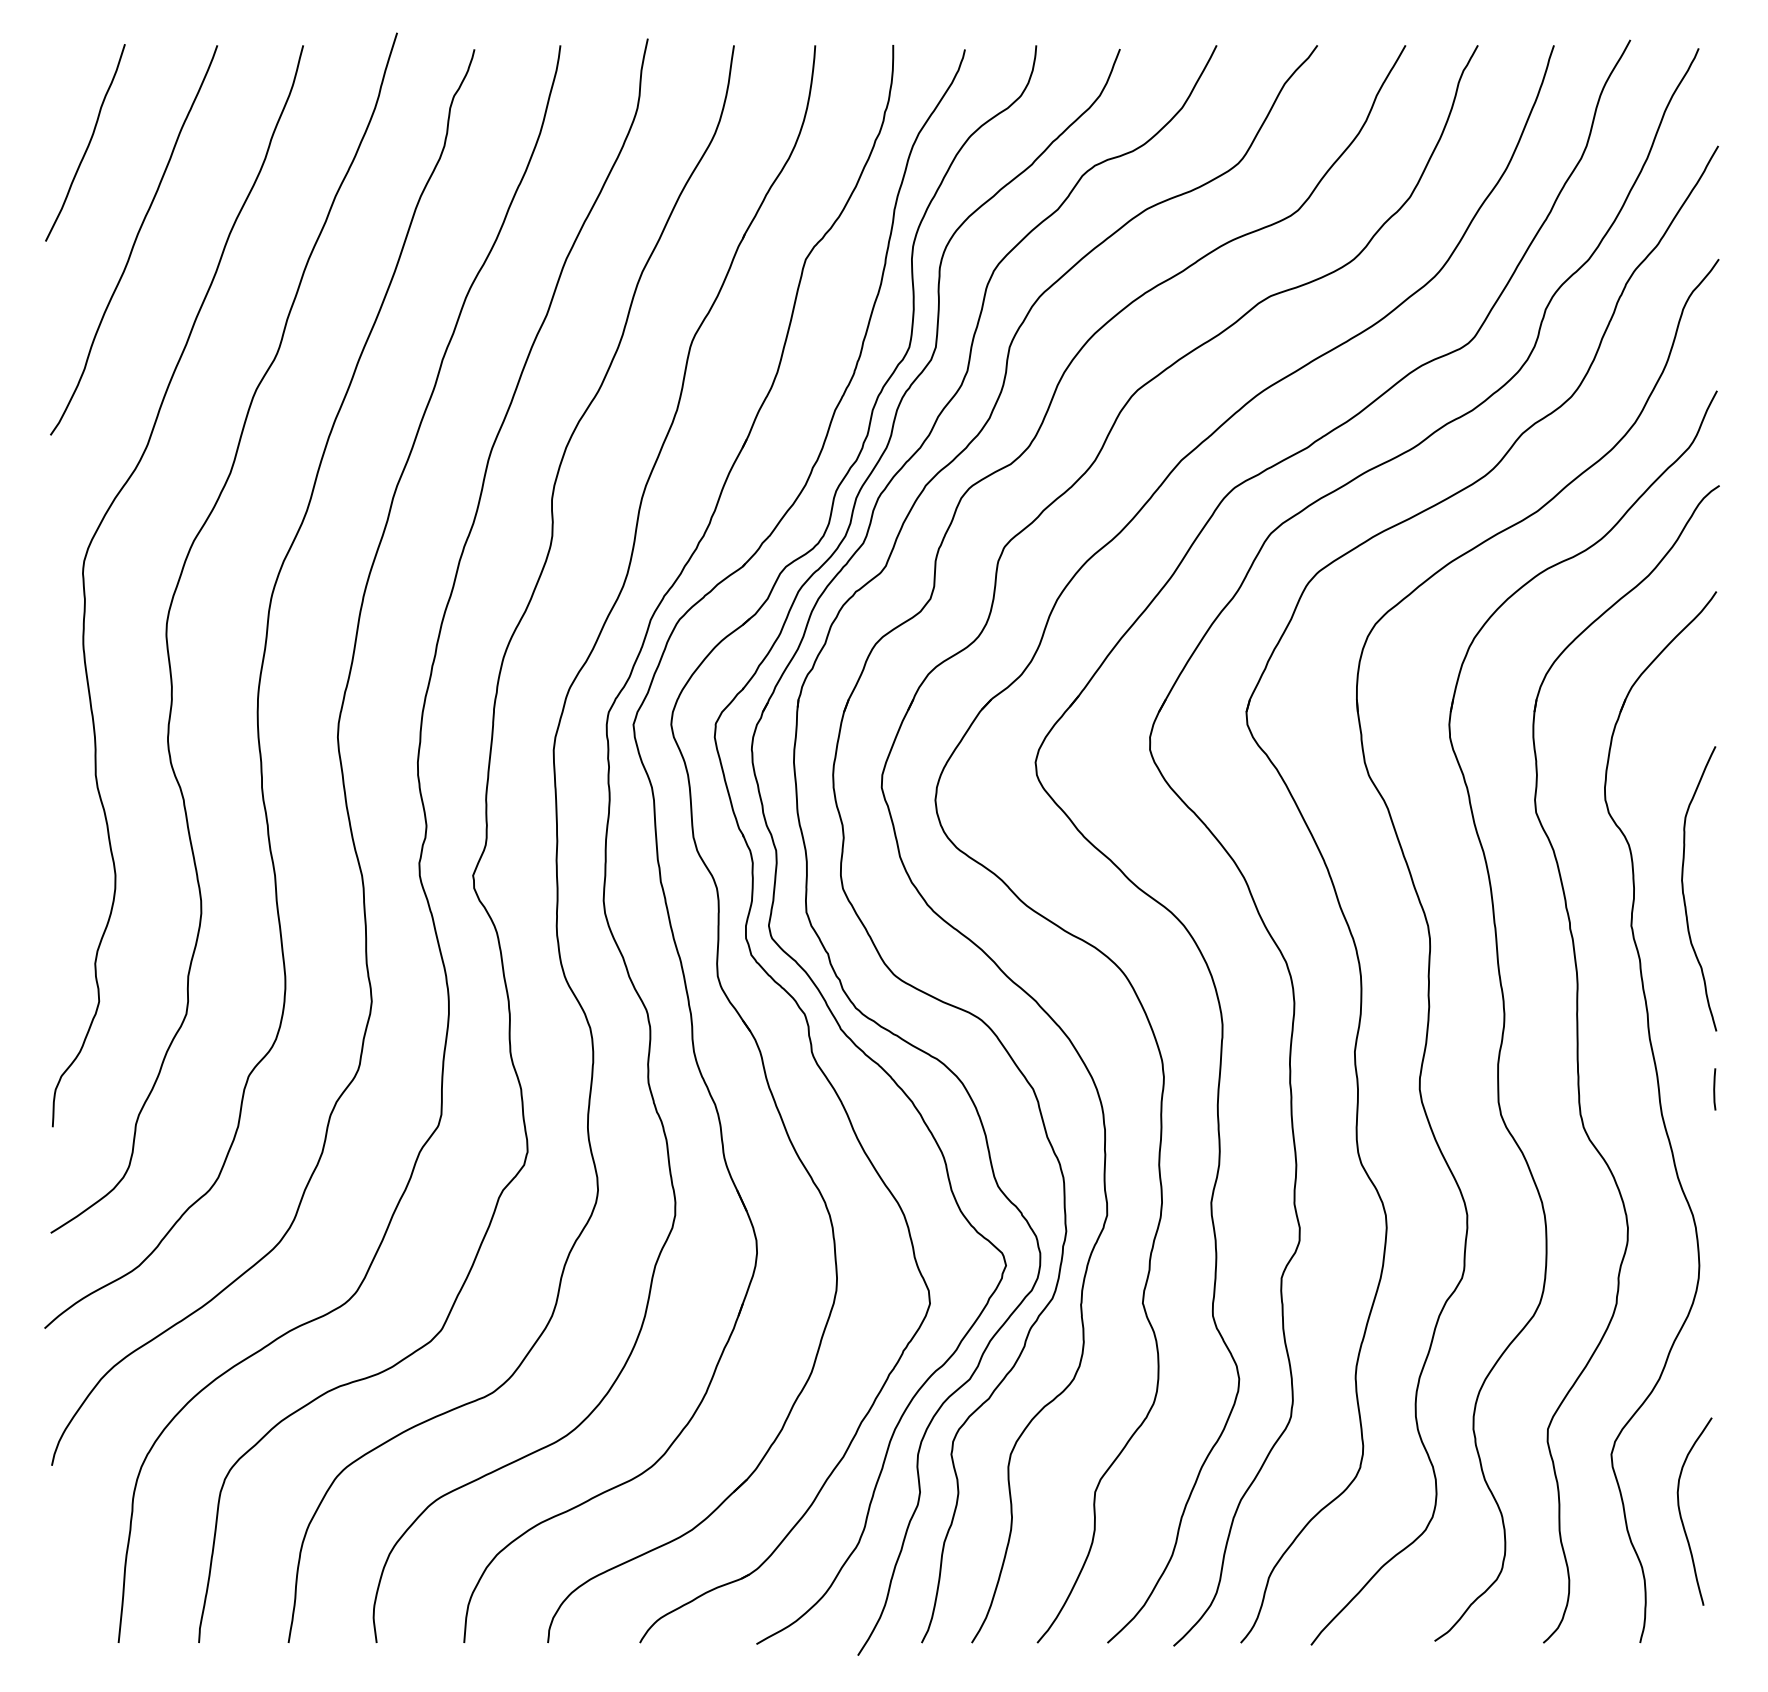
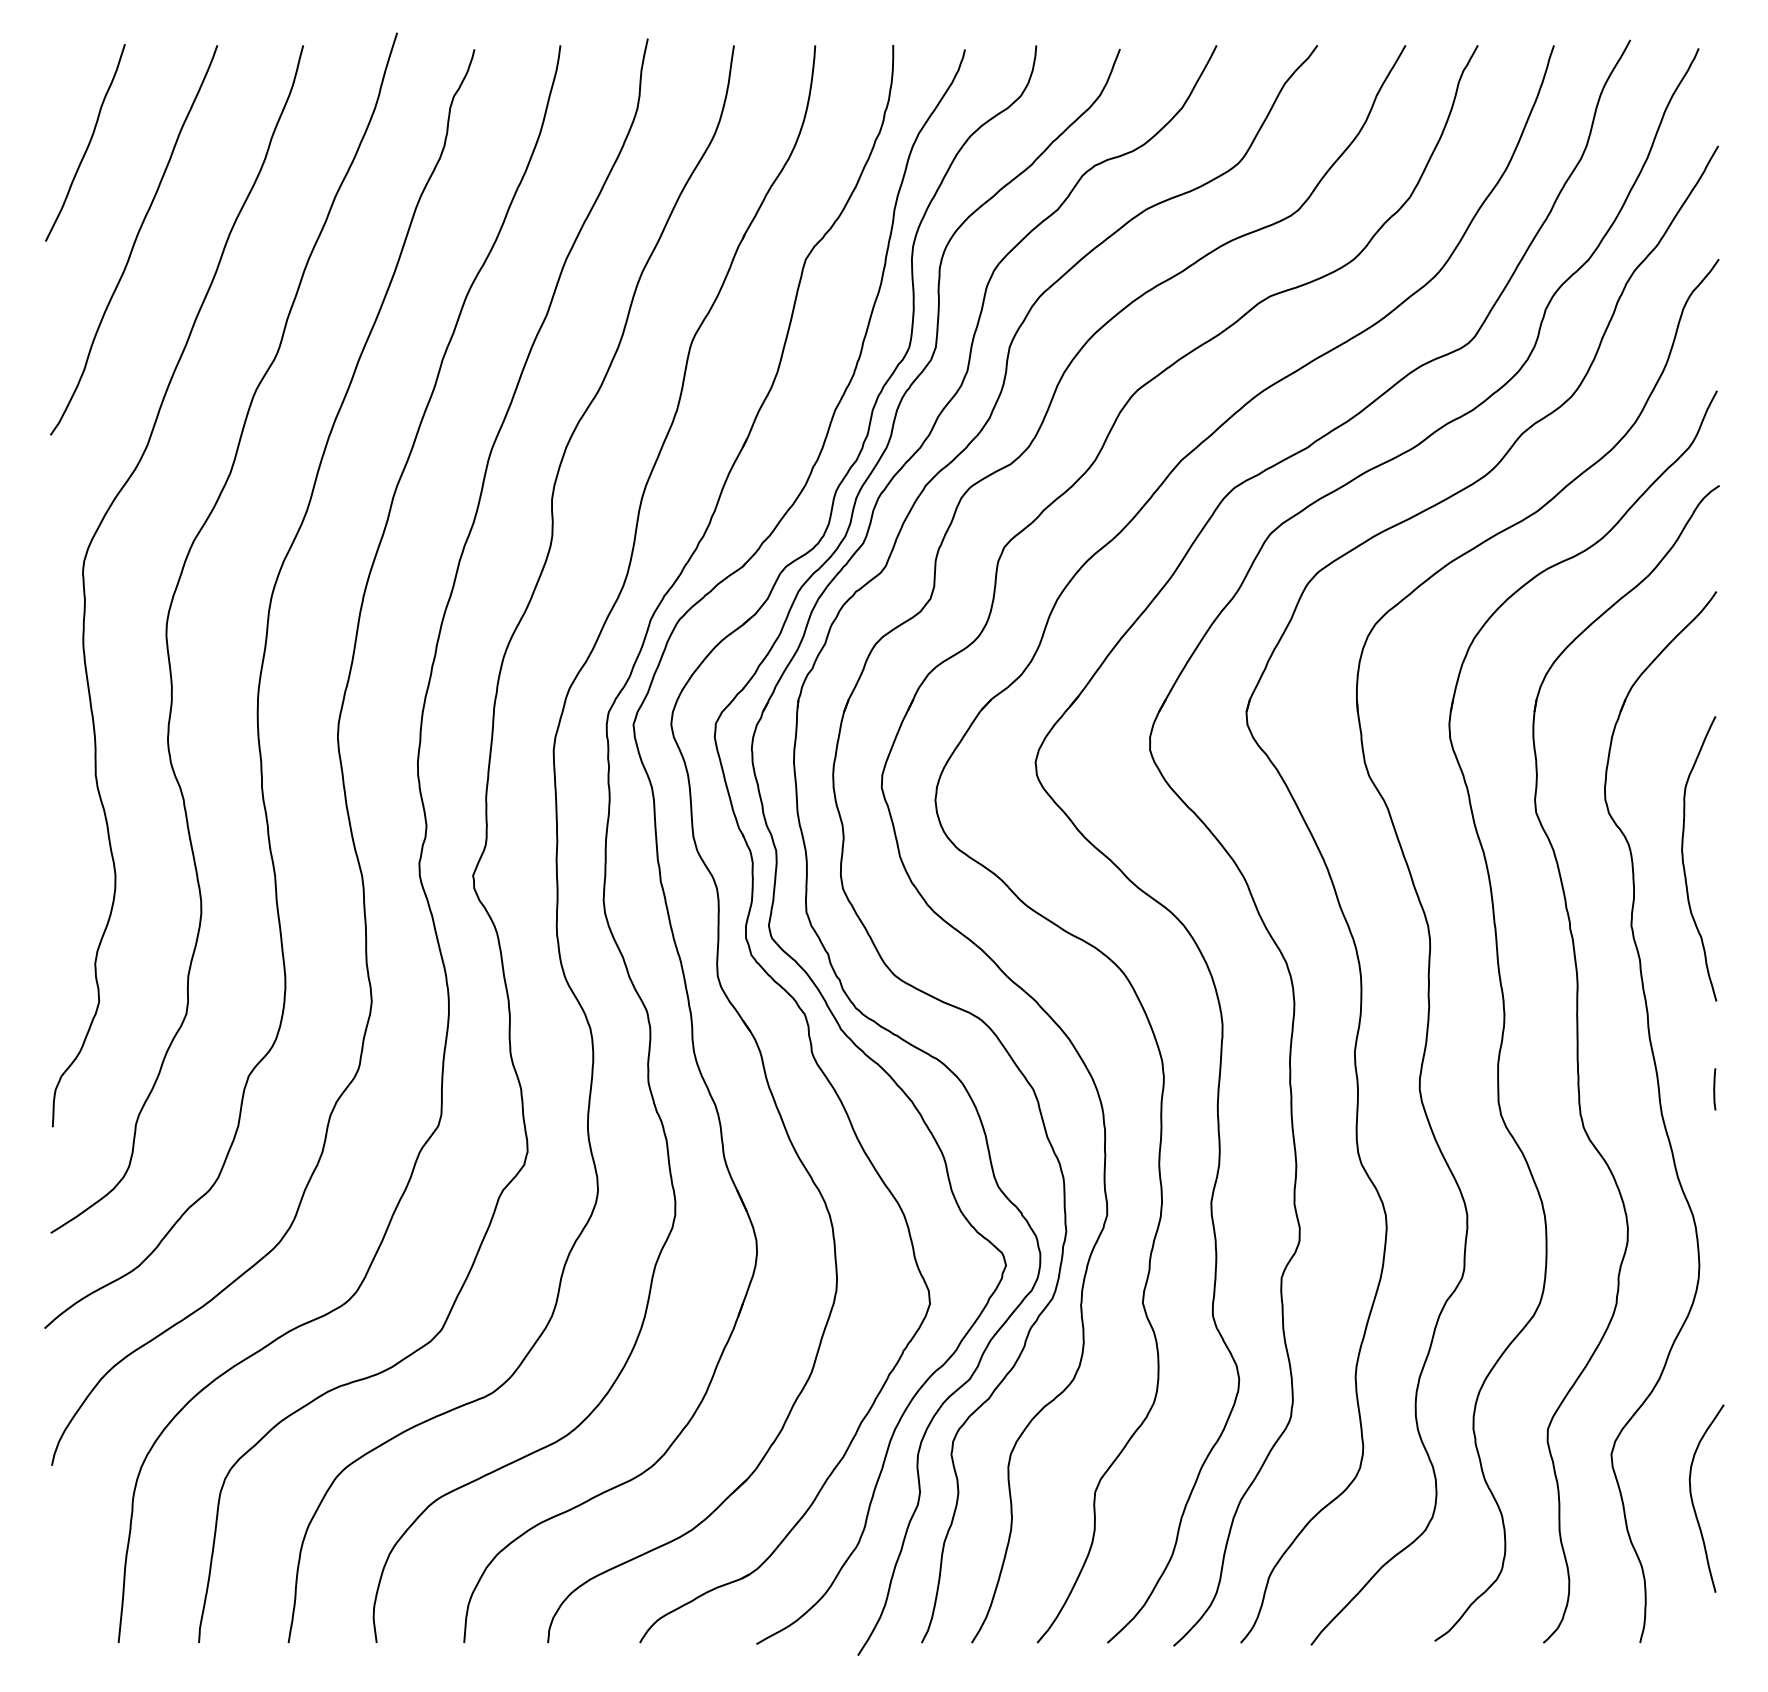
curve position: (1684, 893) -> (1684, 863) (1684, 863)
curve position: (1681, 1514) -> (1693, 1501) (1693, 1501)
